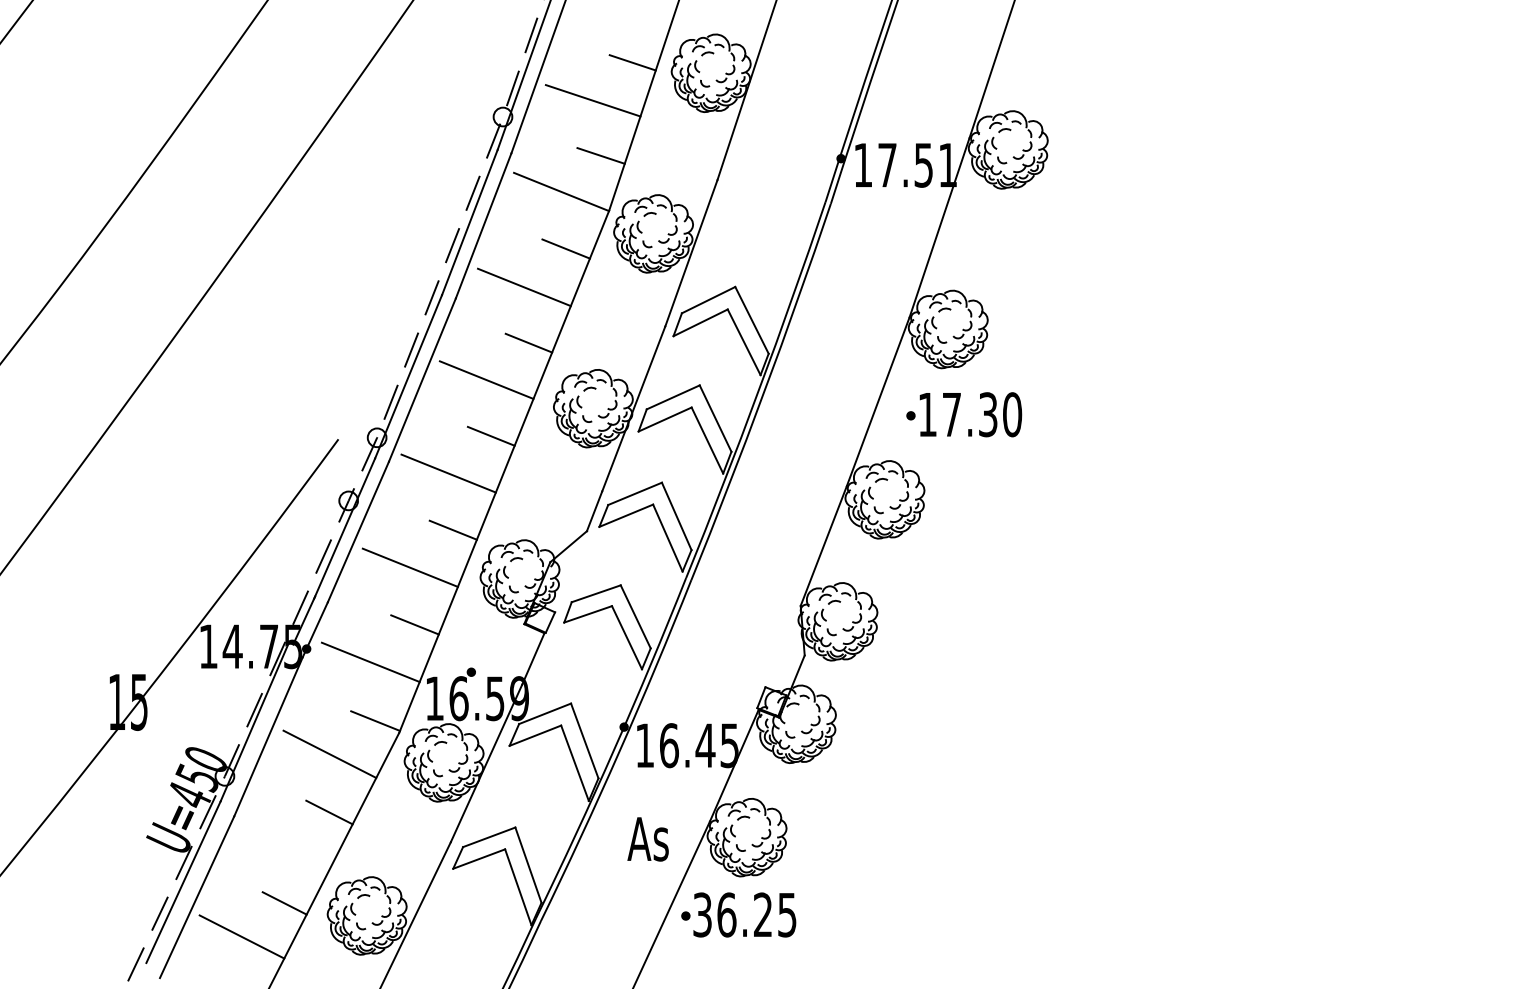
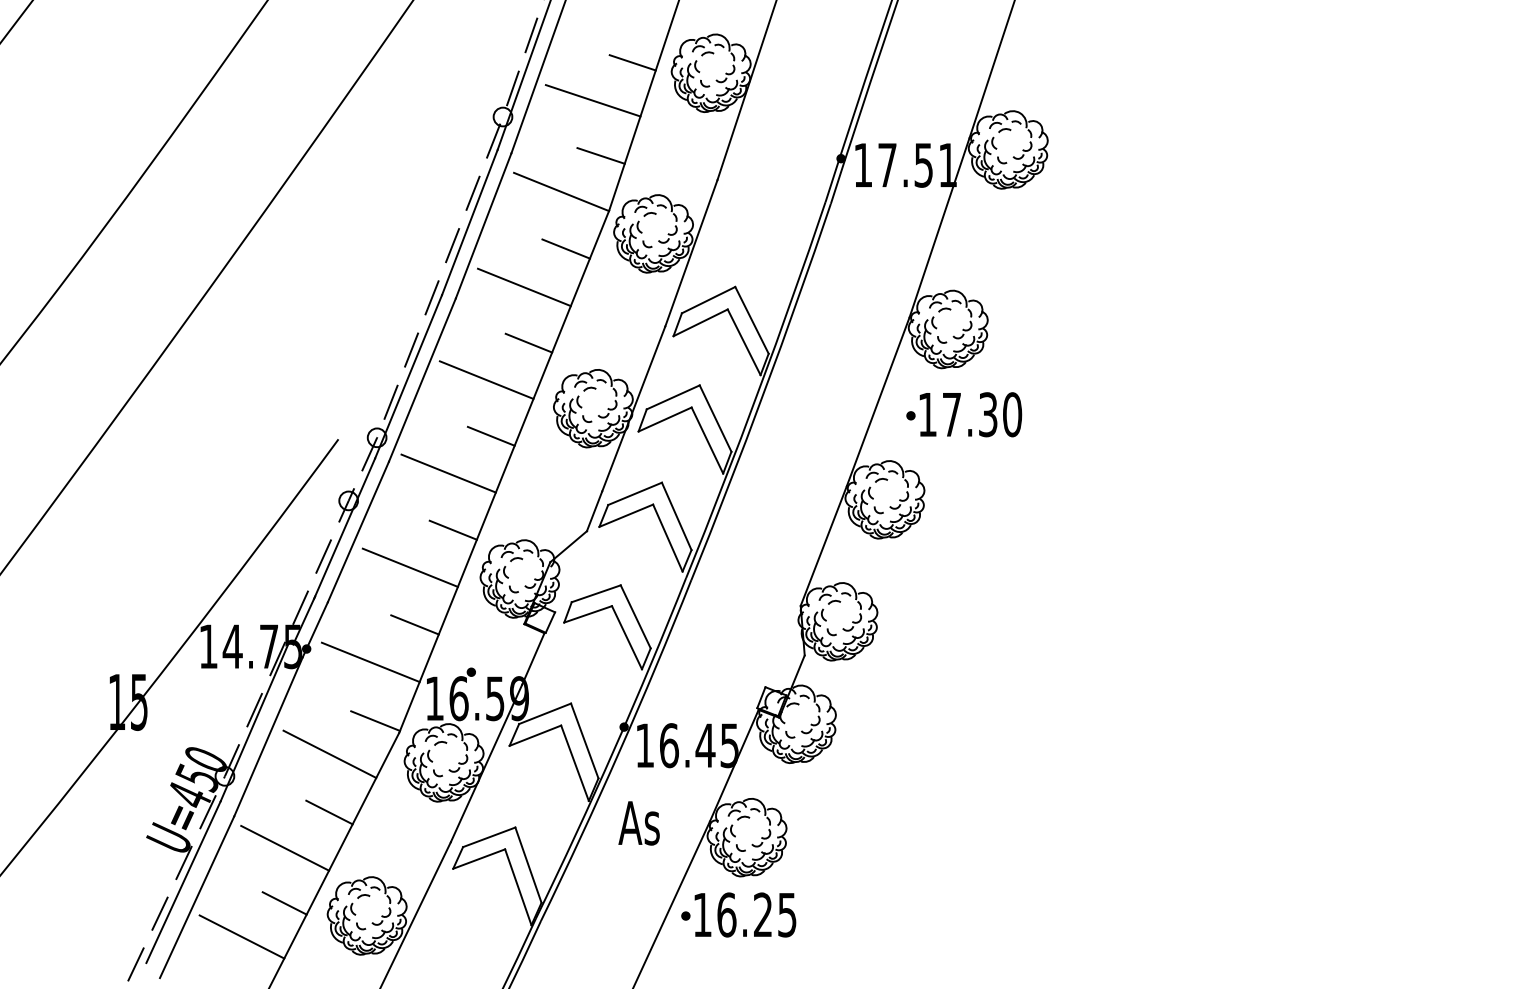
text position: (647, 839) -> (638, 823) (638, 823)
line: none -> present (285, 847)
text: 36.25 -> 16.25 (702, 914)
